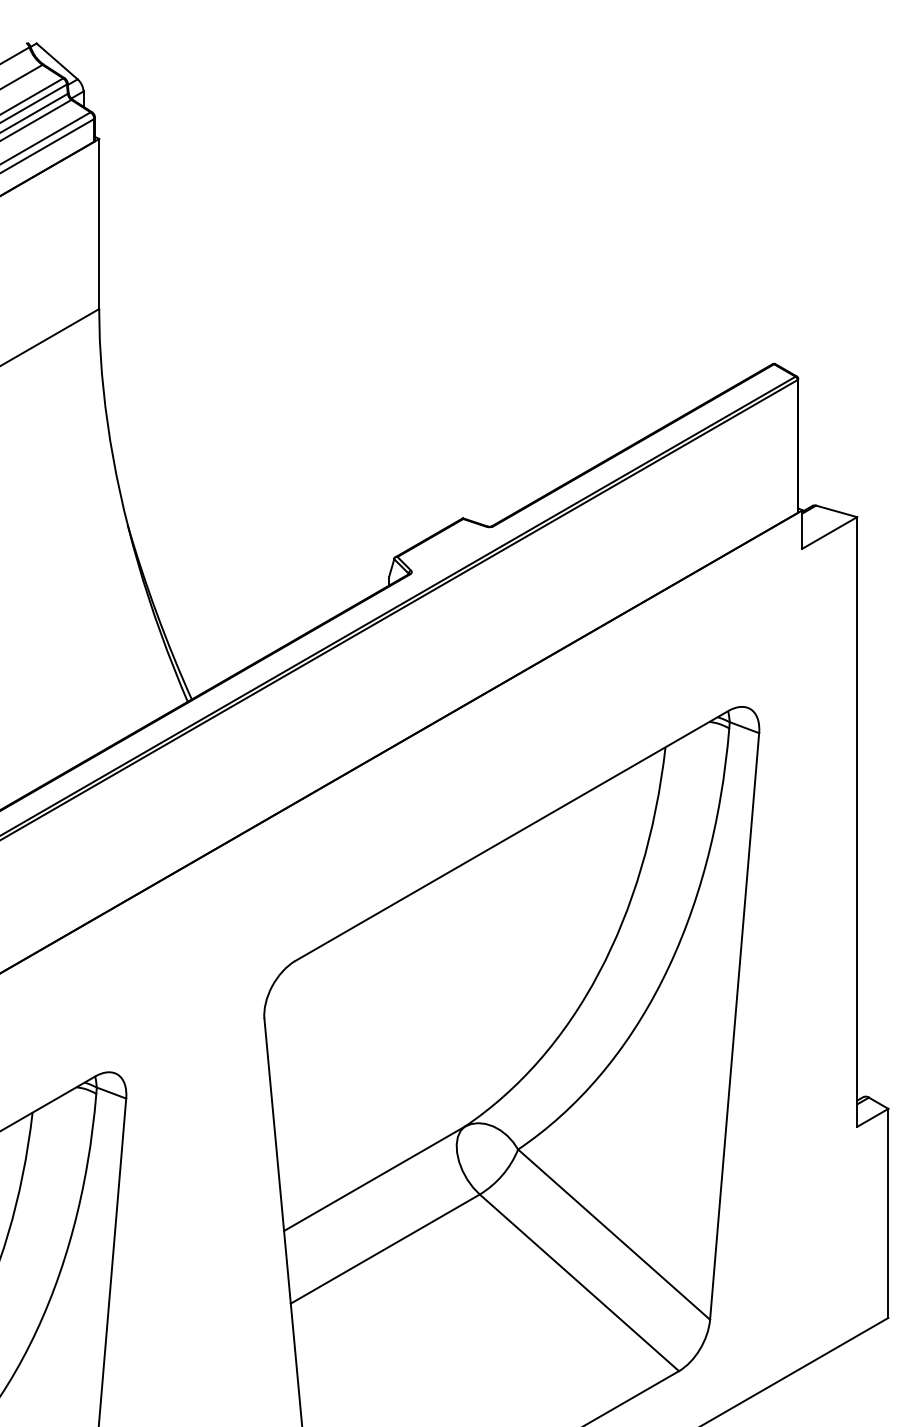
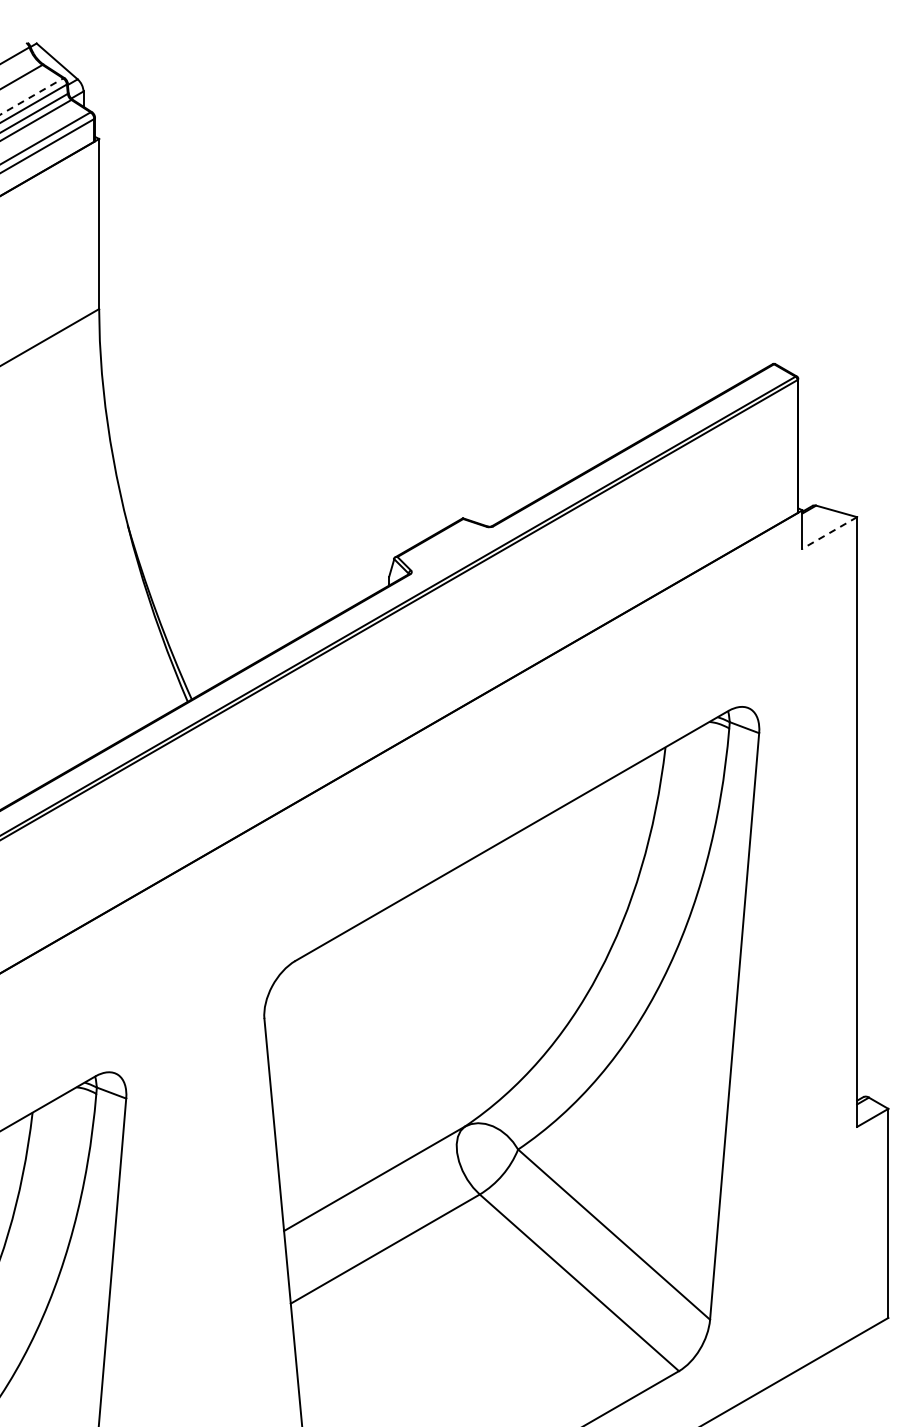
line: solid -> dashed (32, 96)
line: solid -> dashed (829, 532)
